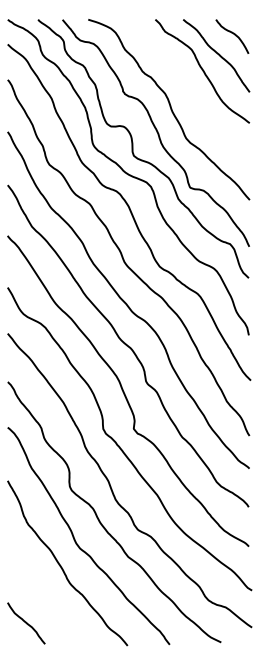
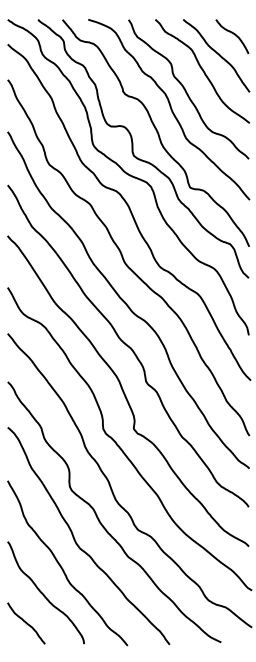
curve: none -> present (186, 90)
curve: none -> present (43, 593)
